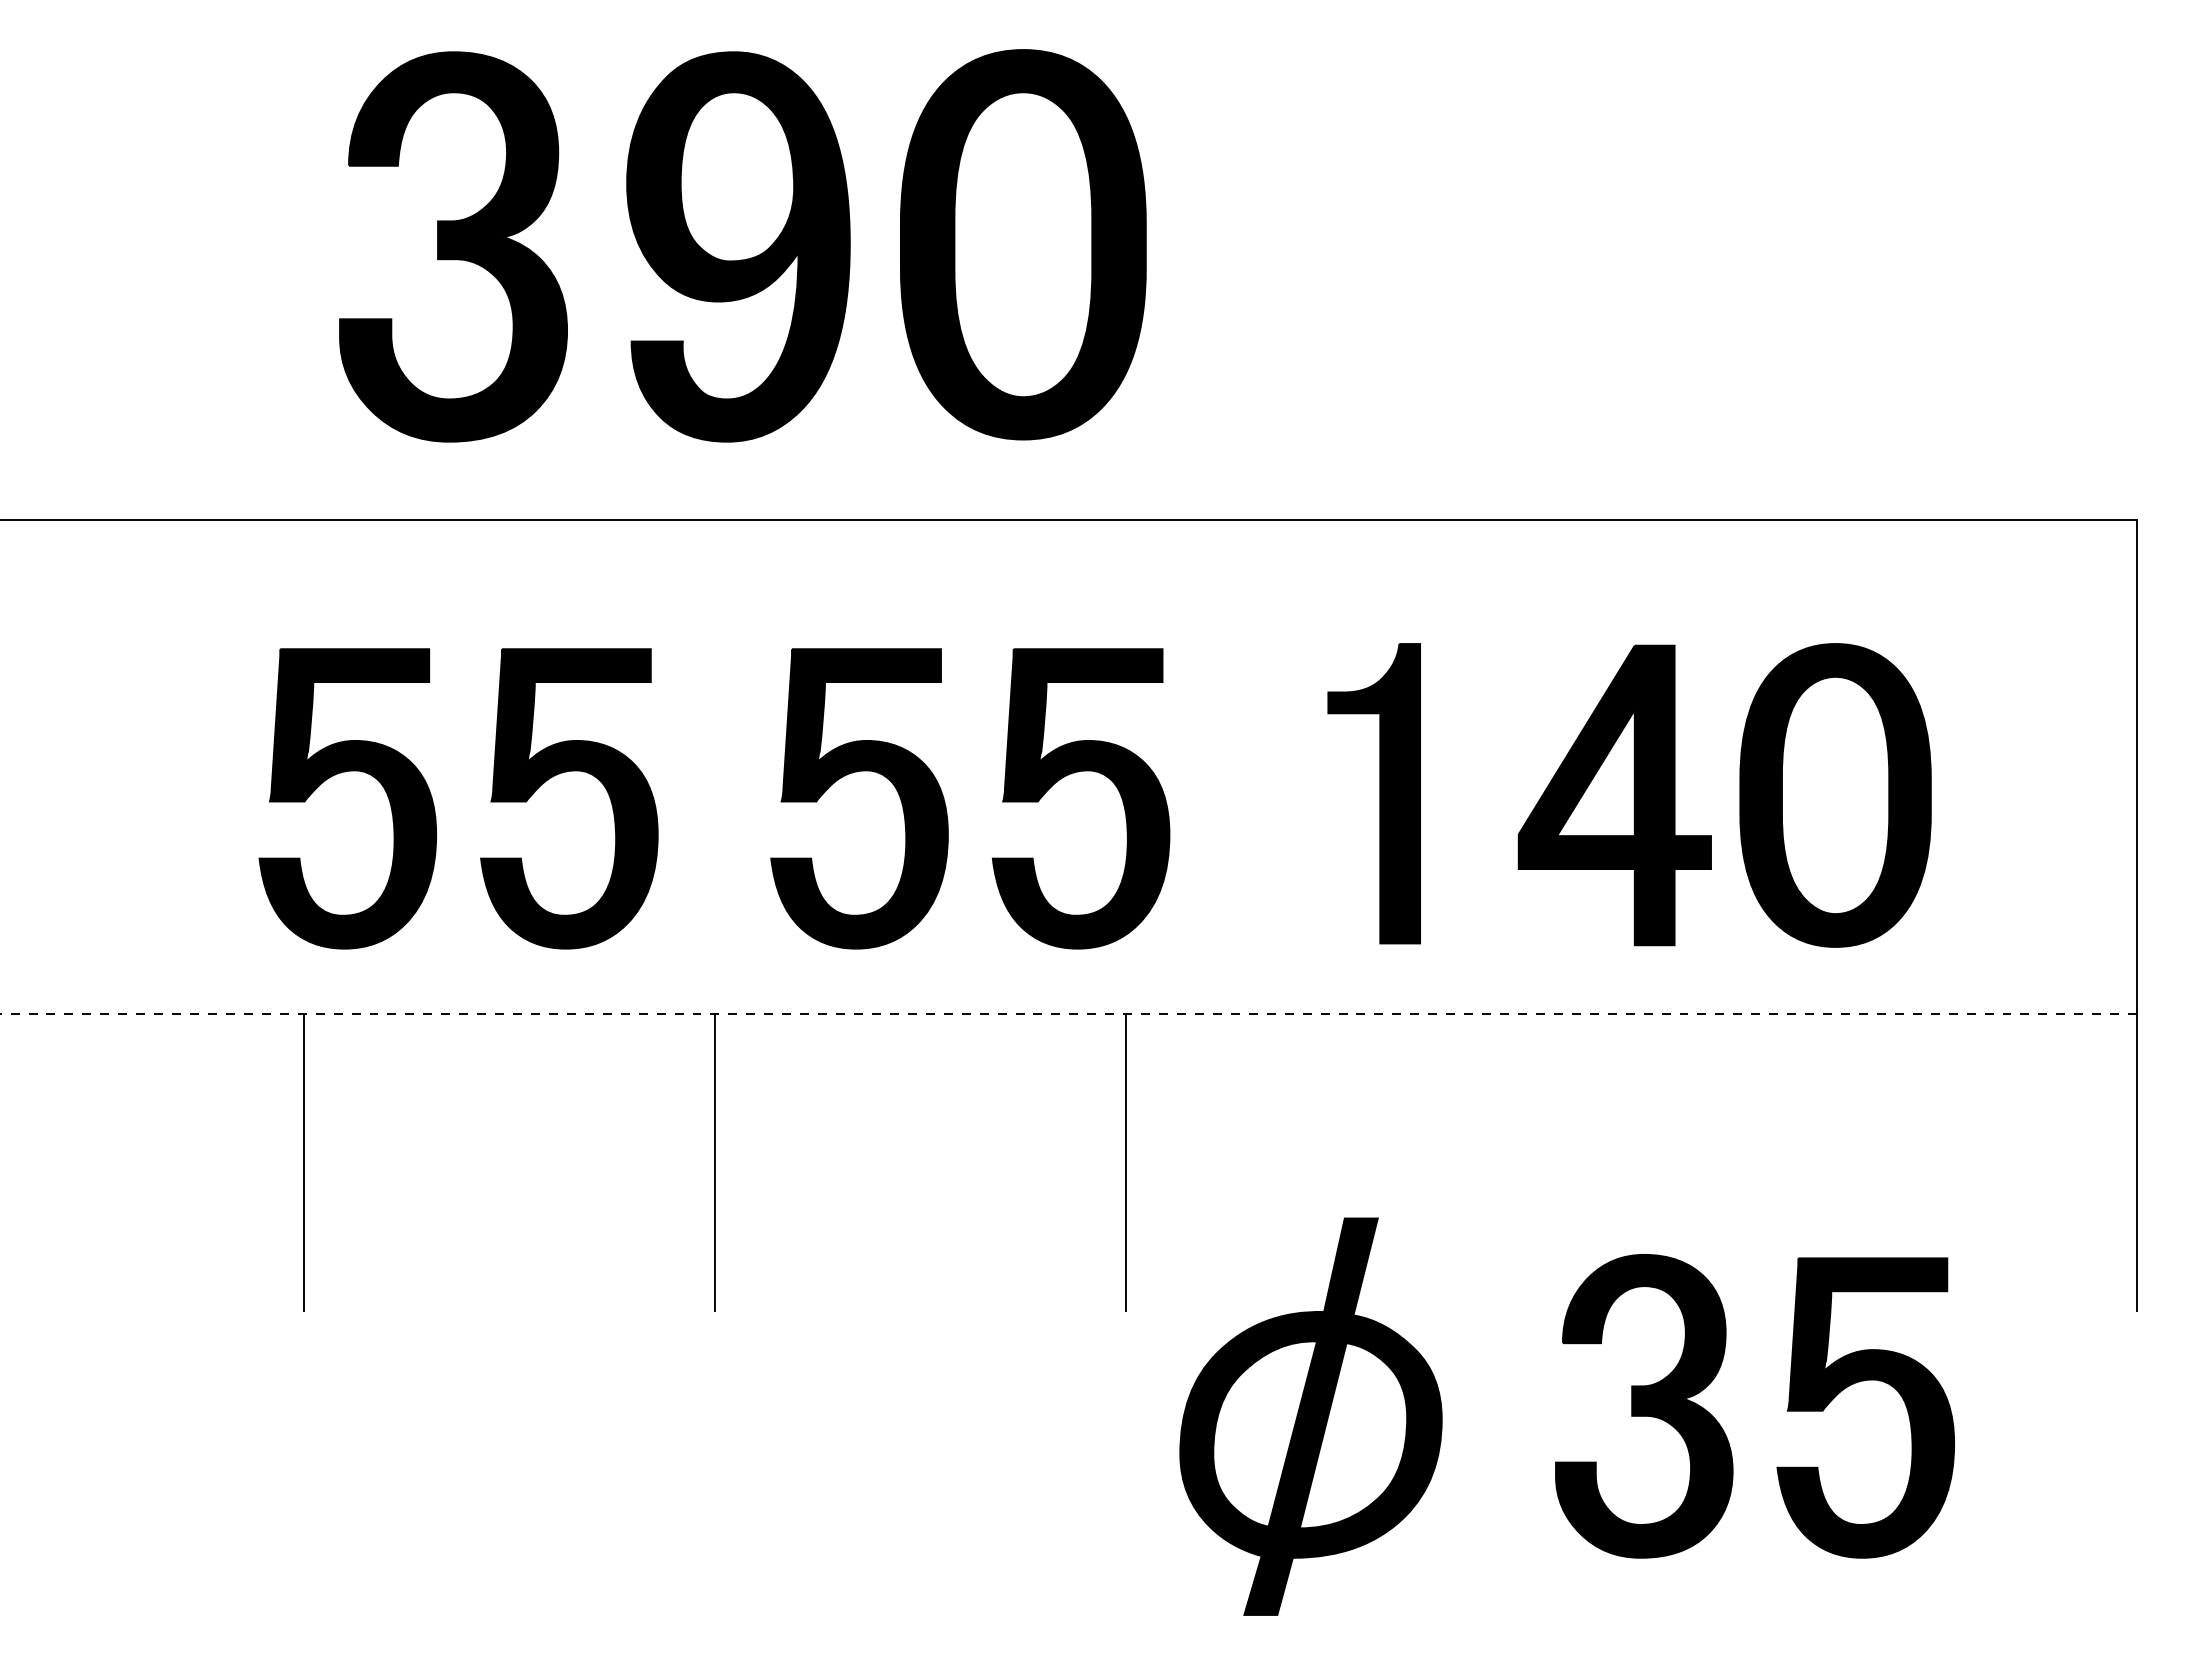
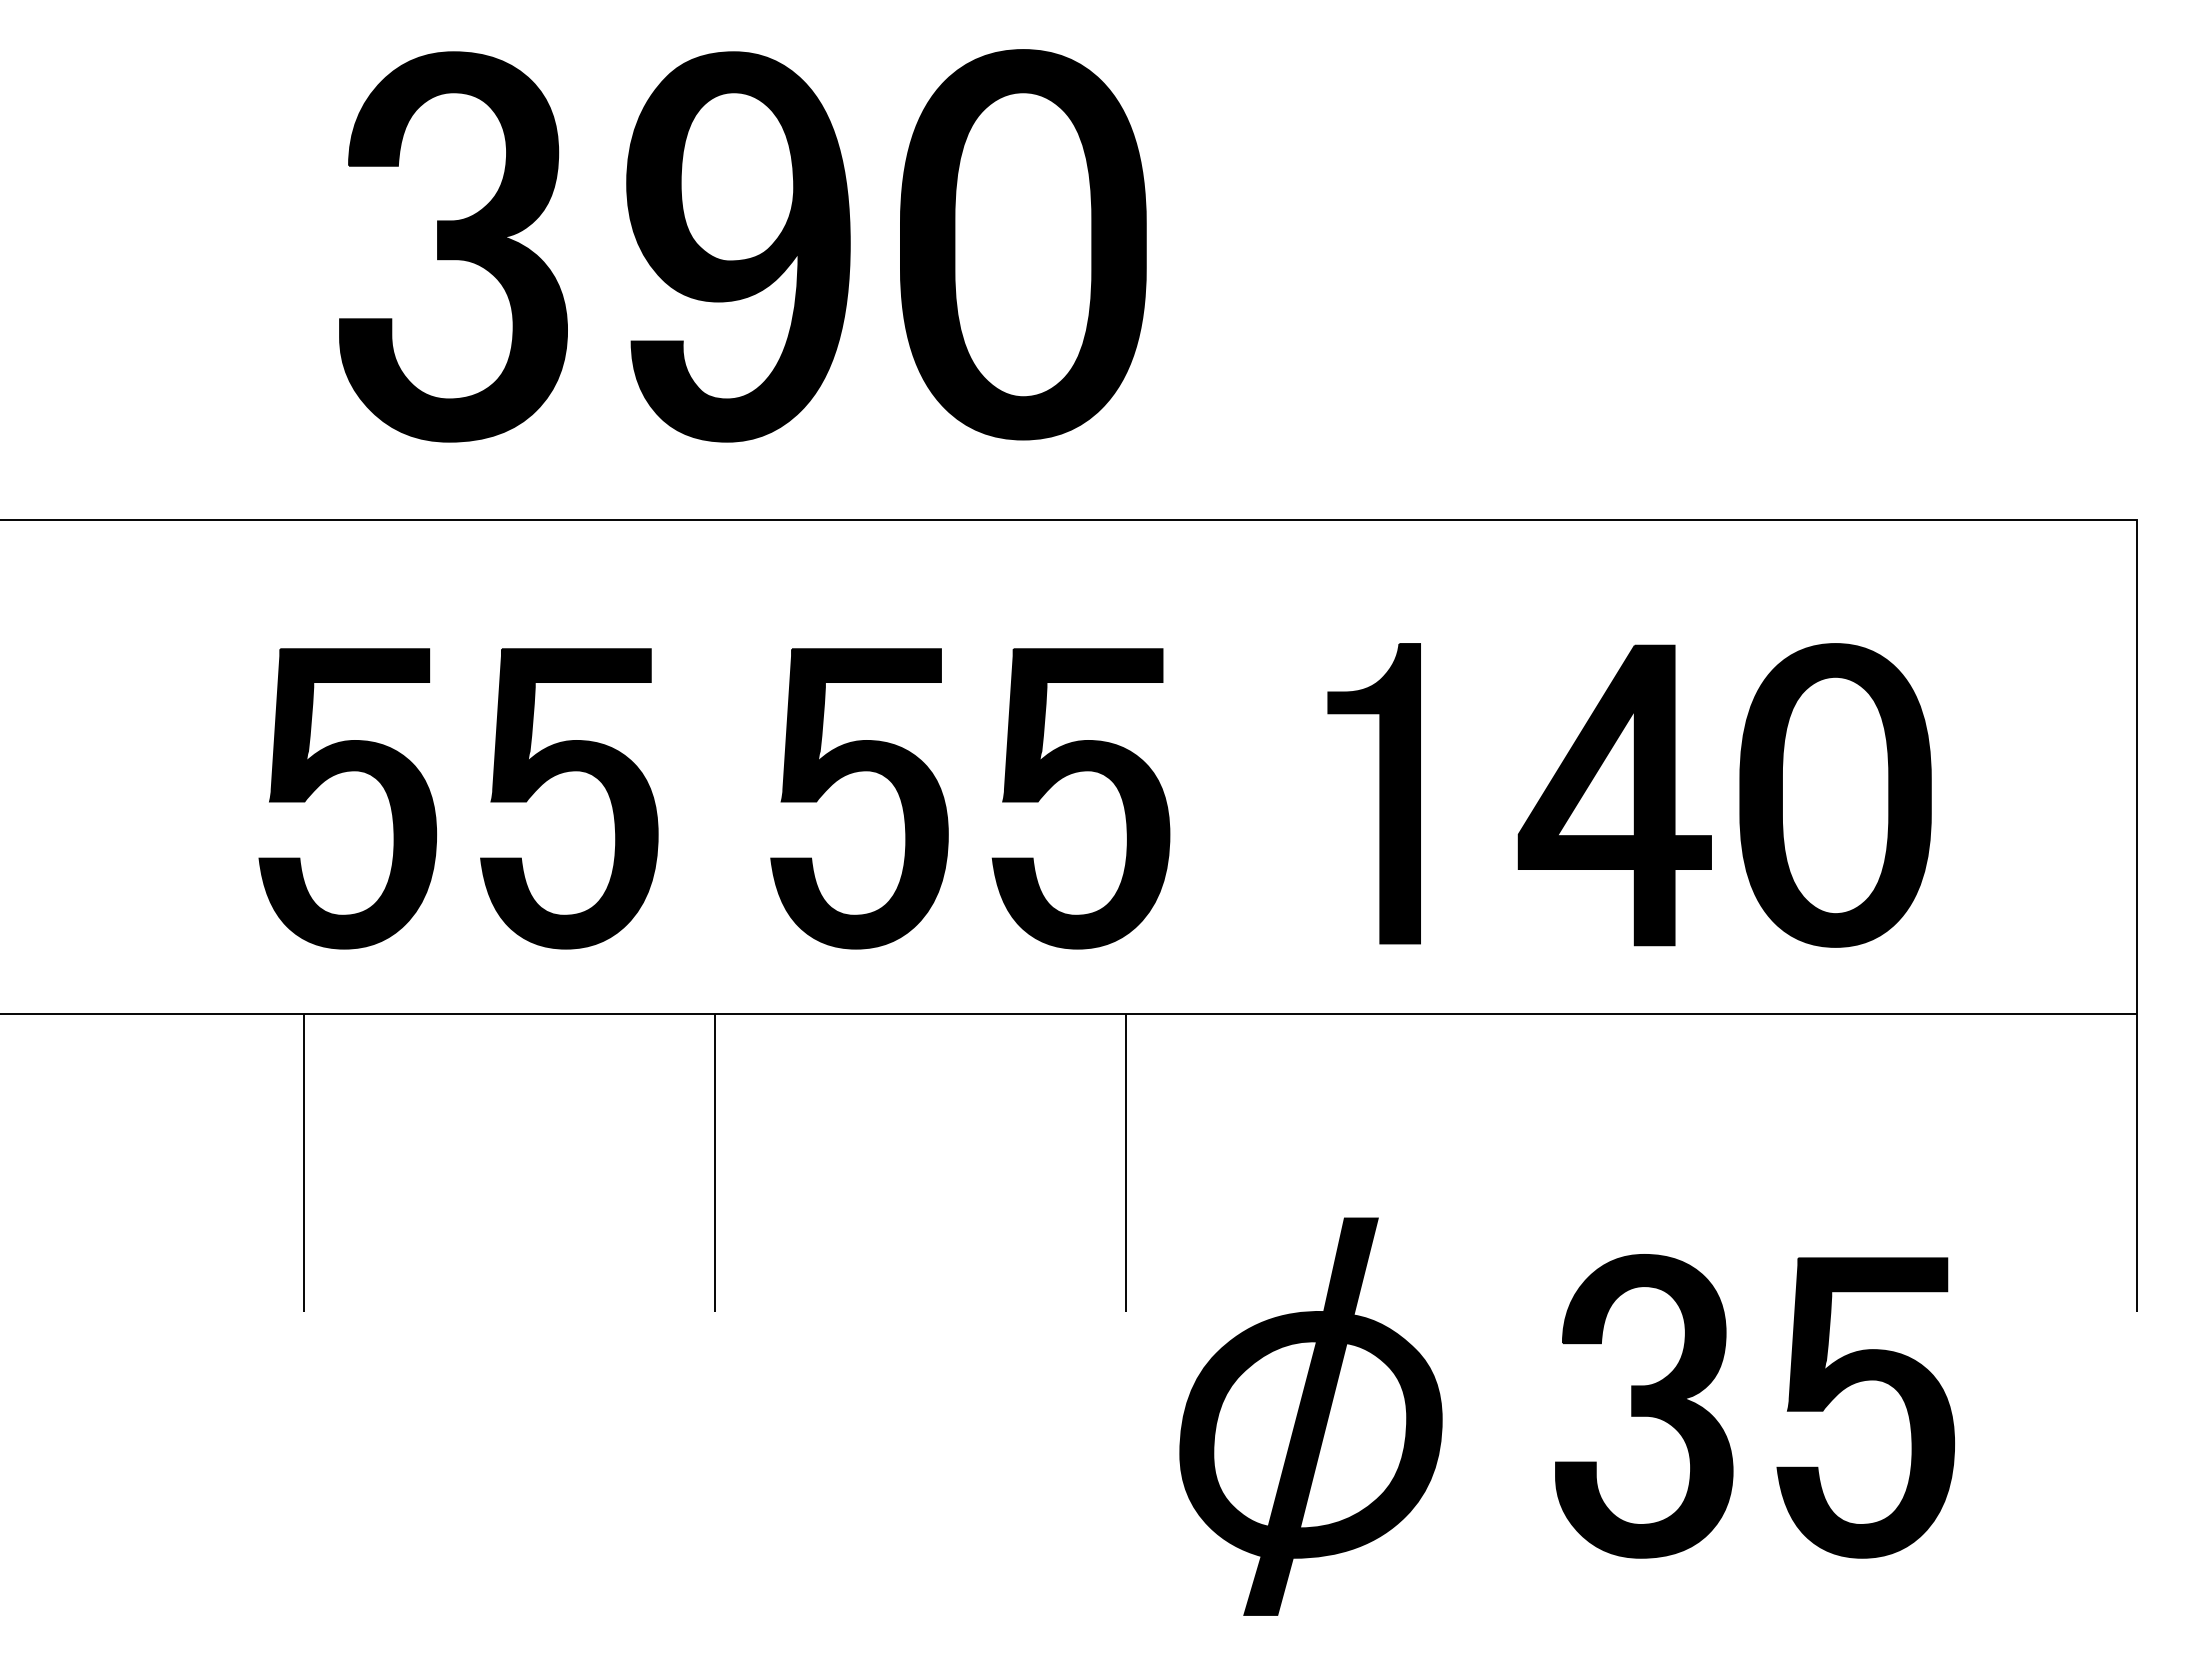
line: dashed -> solid (1069, 1013)
